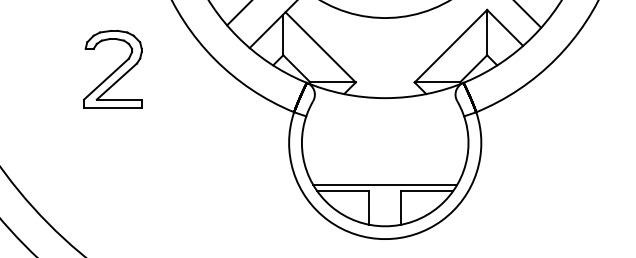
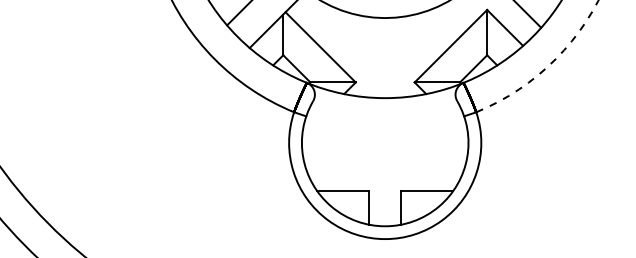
arc: solid -> dashed (547, 66)
part: present -> none (112, 68)
line: present -> none (385, 184)
